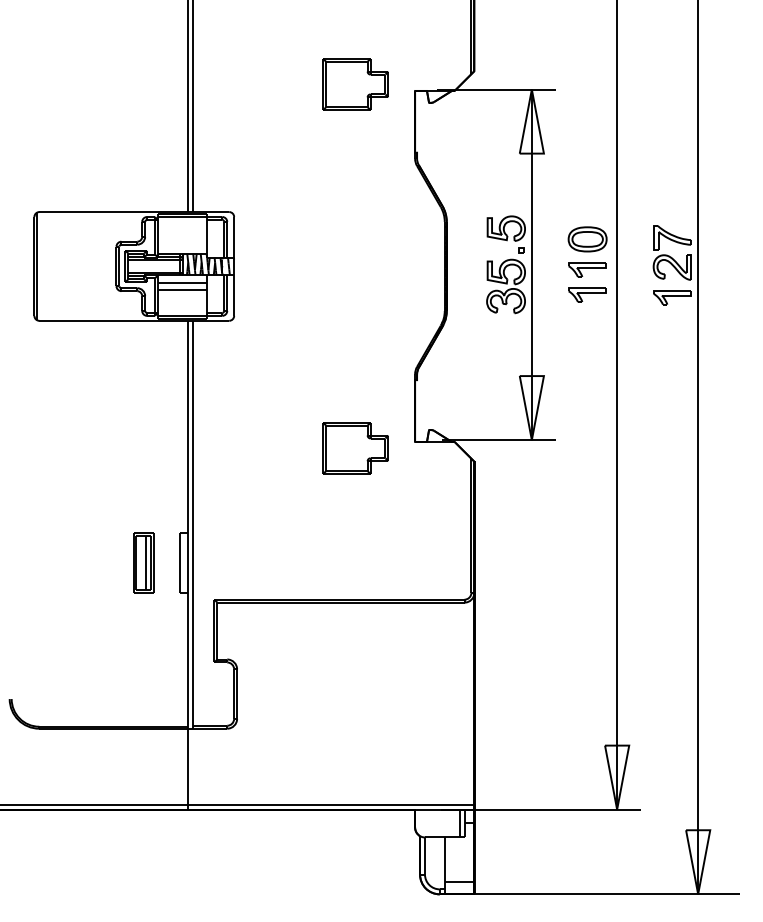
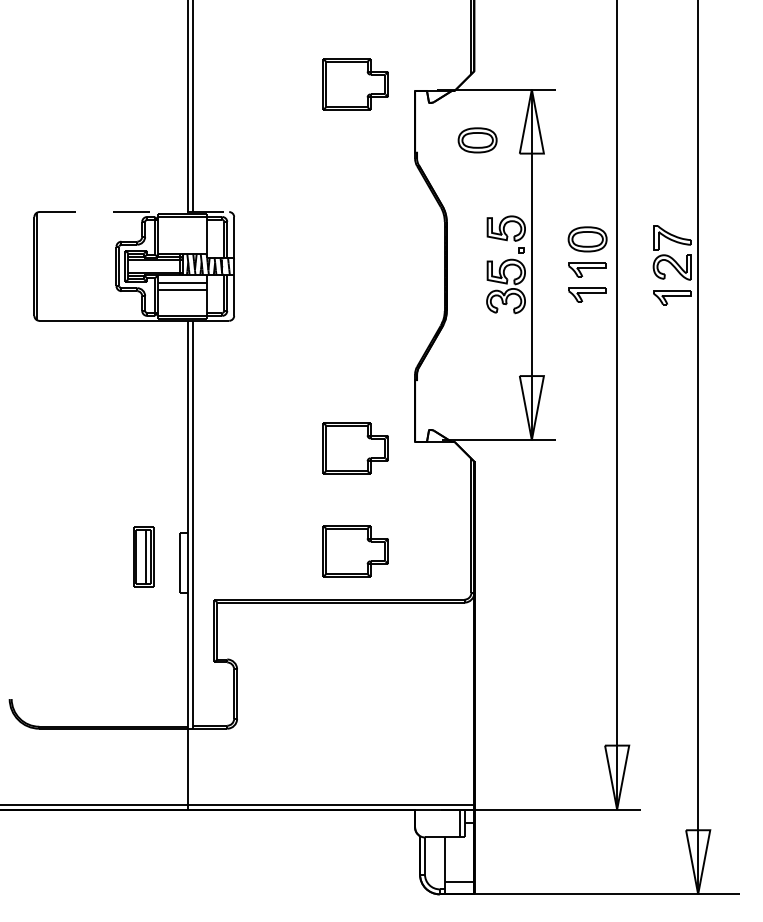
part: none -> present (477, 140)
line: solid -> dashed (134, 212)
part: none -> present (355, 551)
part position: (143, 562) -> (143, 556) (143, 556)
